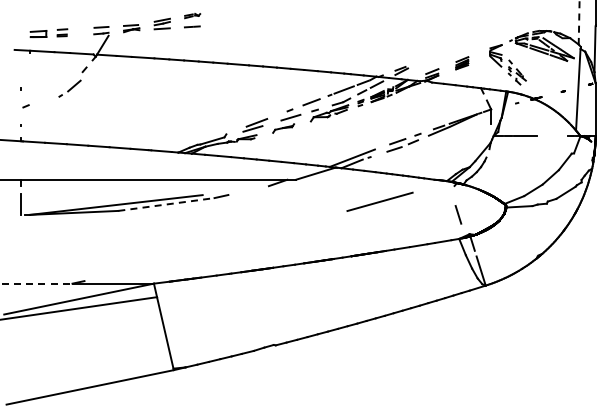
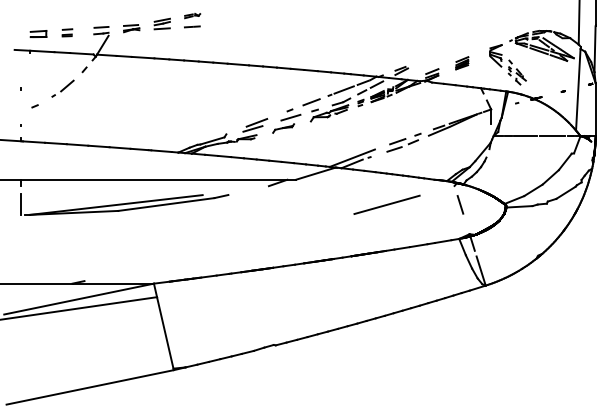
line: dashed -> solid (579, 22)
part position: (62, 32) -> (67, 32) (67, 32)
part position: (69, 88) -> (62, 88) (62, 88)
line position: (25, 106) -> (34, 106) (34, 106)
line: none -> present (551, 136)
line position: (379, 201) -> (386, 204) (386, 204)
line: dashed -> solid (166, 204)
line position: (458, 214) -> (460, 204) (460, 204)
line: dashed -> solid (36, 283)
